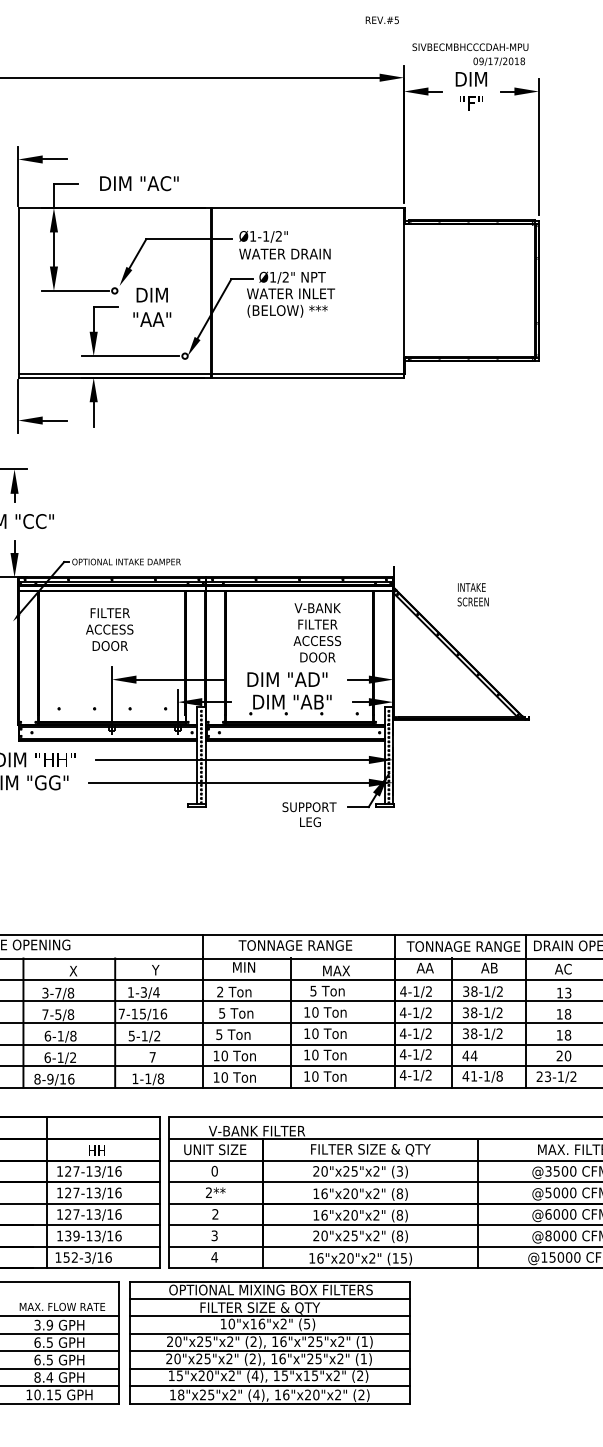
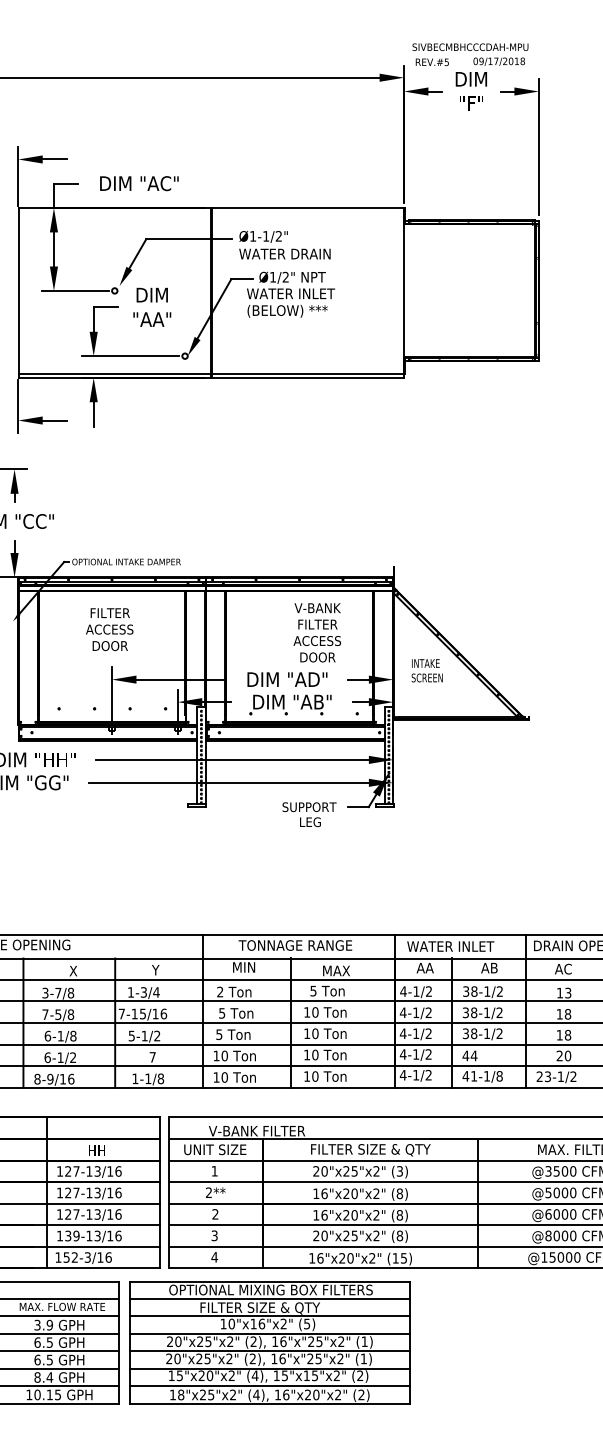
text position: (381, 20) -> (431, 62) (431, 62)
text position: (472, 594) -> (426, 670) (426, 670)
text: TONNAGE RANGE -> WATER INLET (463, 946)
text: 0 -> 1 (214, 1170)
line: none -> present (60, 1298)
